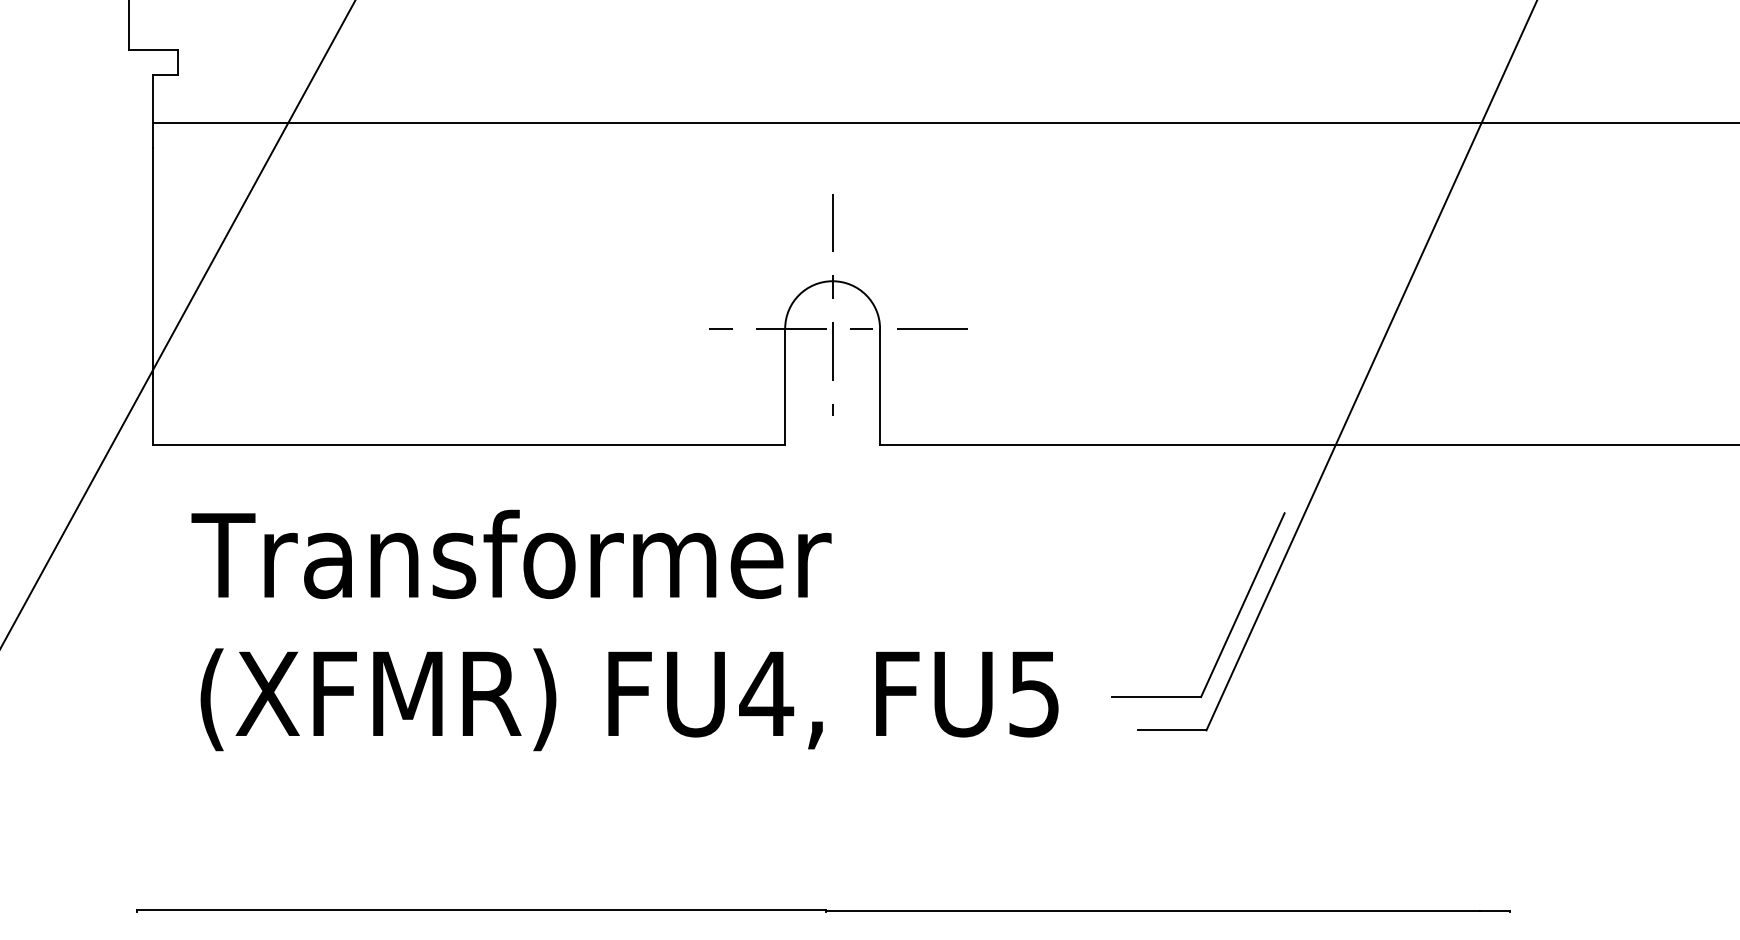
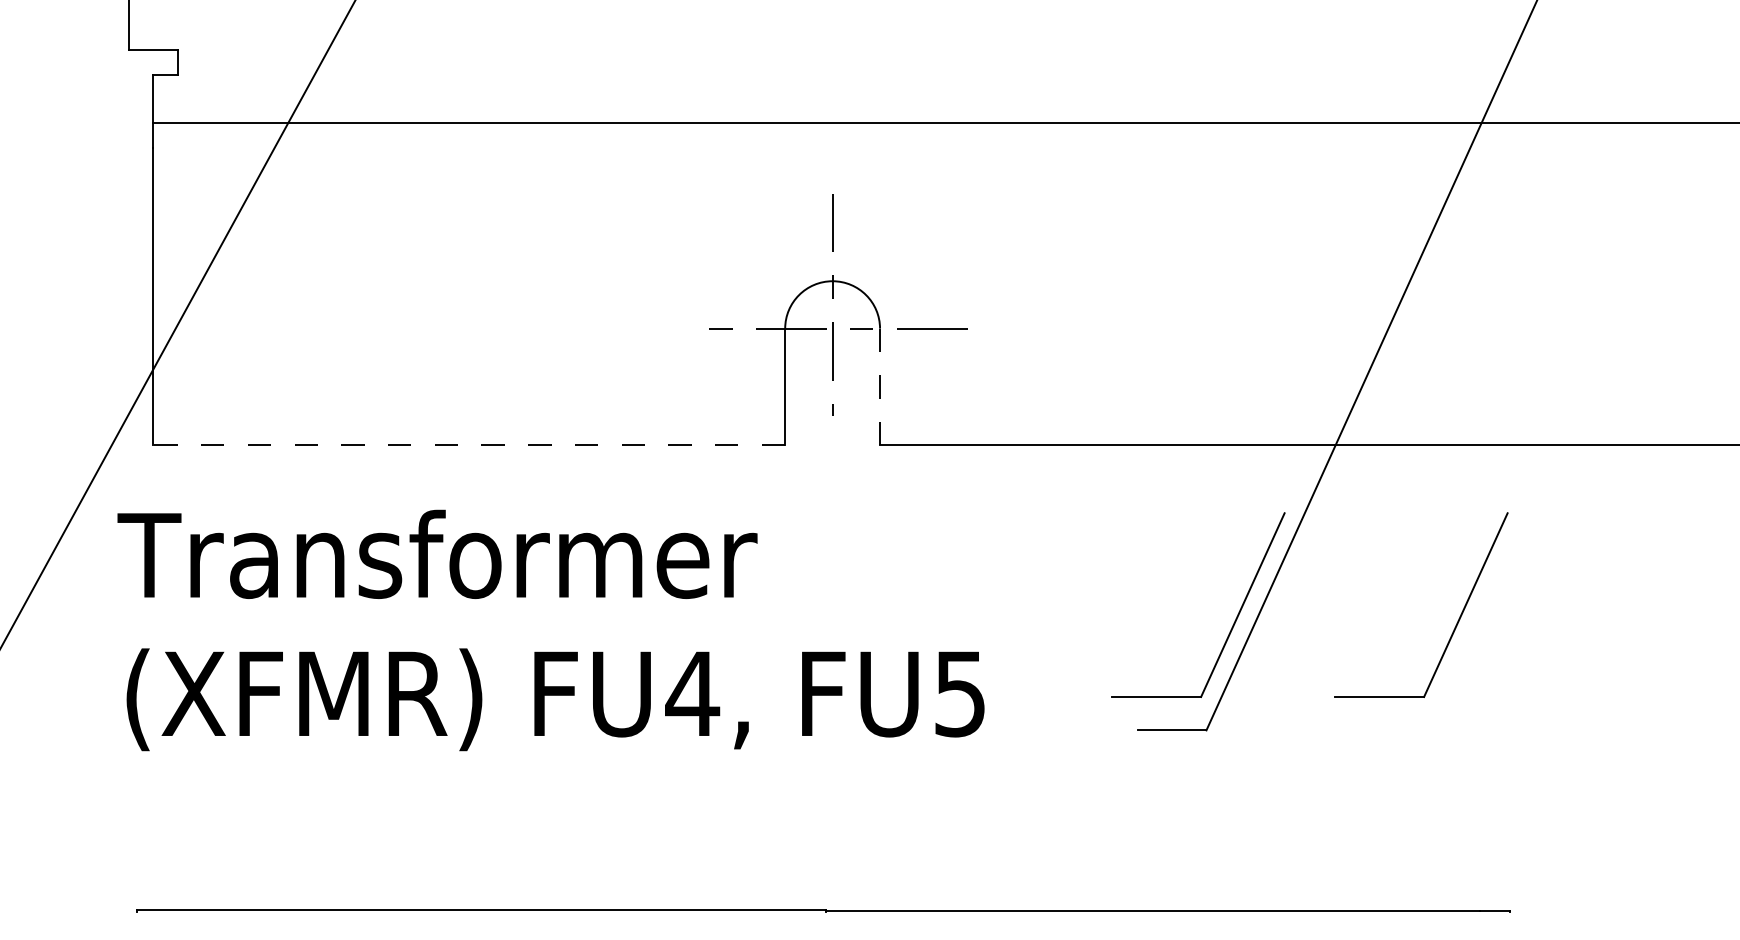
line: solid -> dashed (880, 386)
line: solid -> dashed (469, 444)
part: none -> present (1457, 620)
text position: (624, 630) -> (550, 630) (550, 630)
